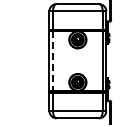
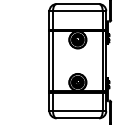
line: dashed -> solid (53, 61)
